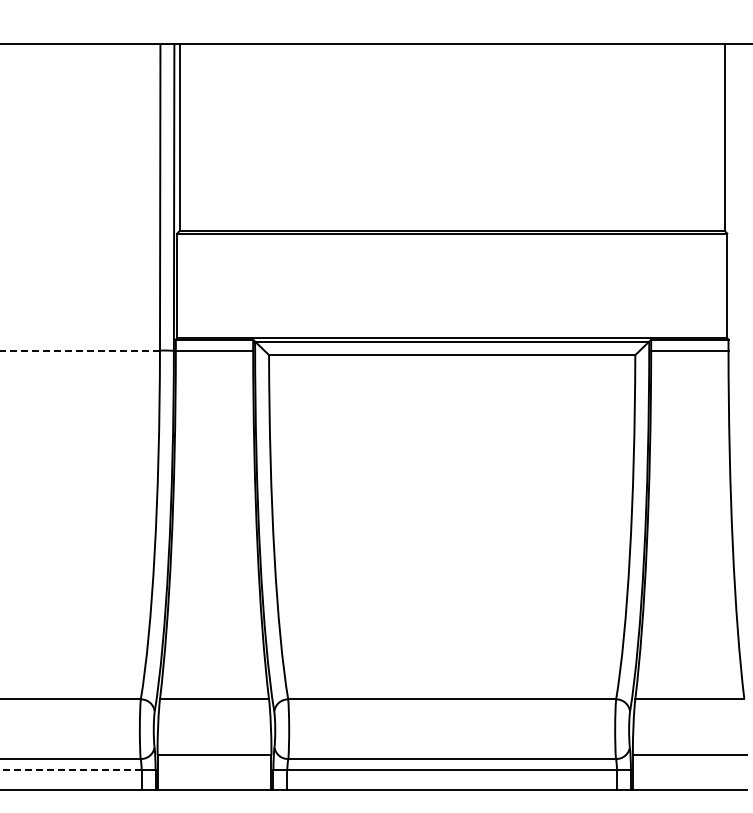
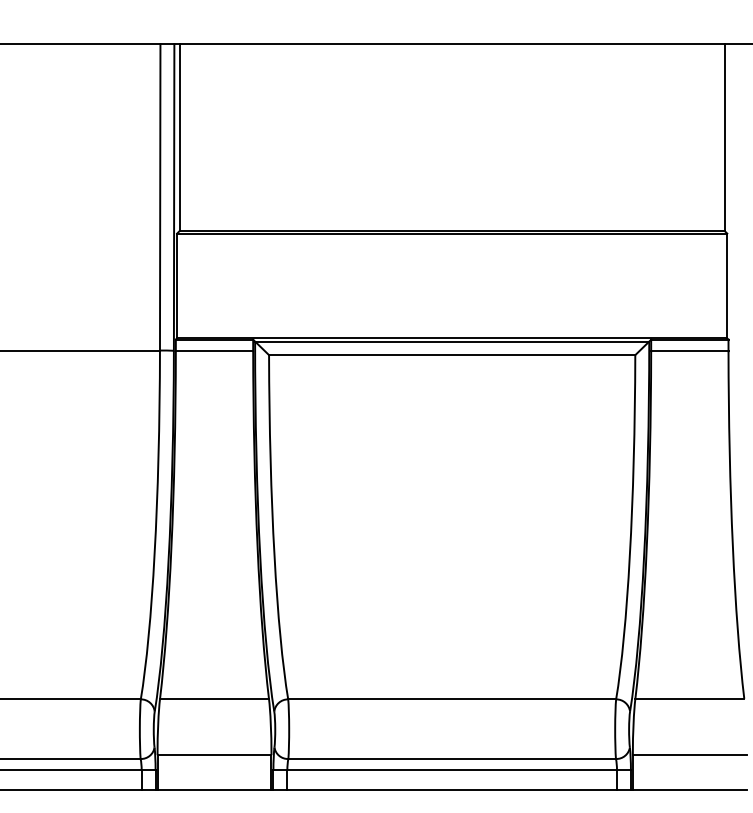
line: dashed -> solid (79, 350)
line: dashed -> solid (70, 770)
